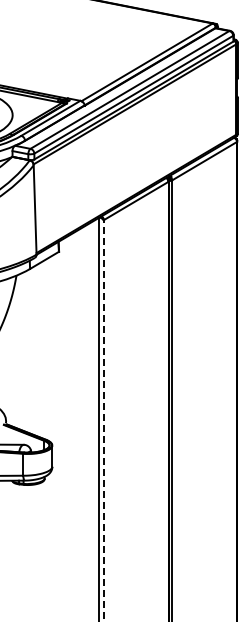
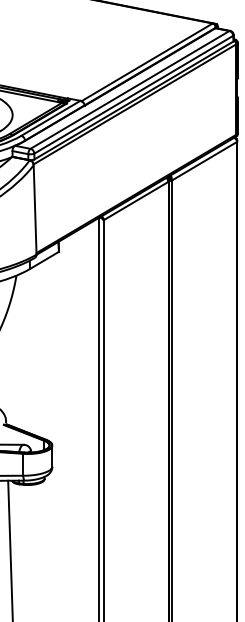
line: dashed -> solid (103, 420)
line: none -> present (10, 549)
